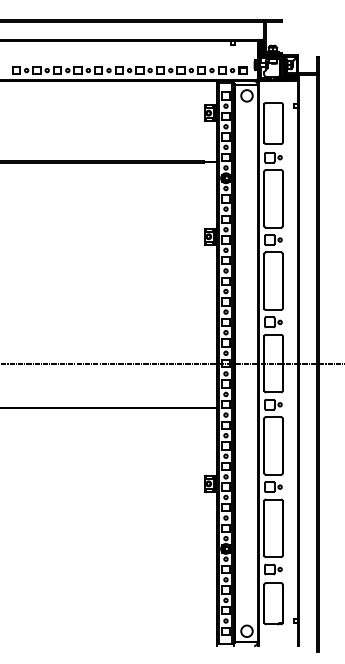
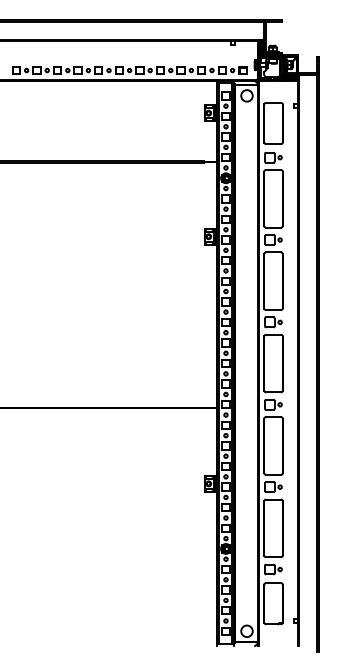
line: present -> none (171, 363)
